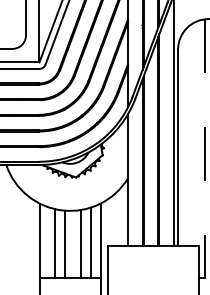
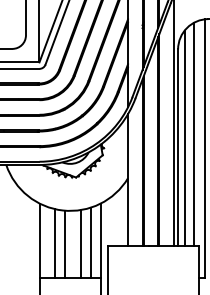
line: none -> present (194, 133)
line: none -> present (184, 137)
line: dashed -> solid (205, 148)
